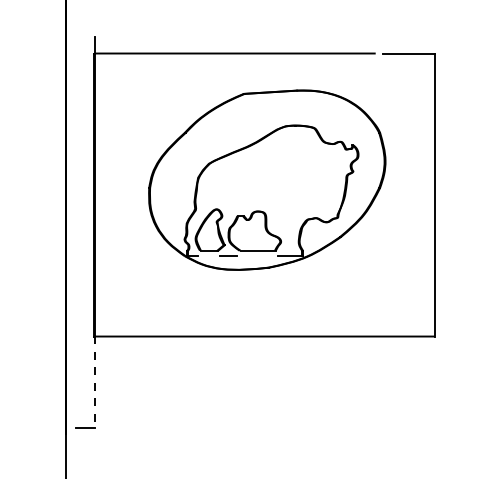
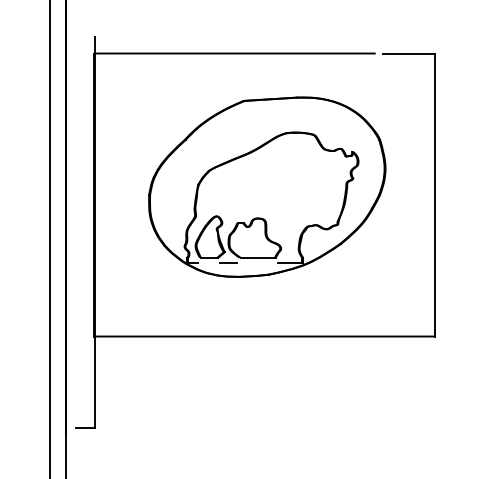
part position: (267, 179) -> (267, 186) (267, 186)
line: none -> present (50, 238)
line: dashed -> solid (95, 382)
